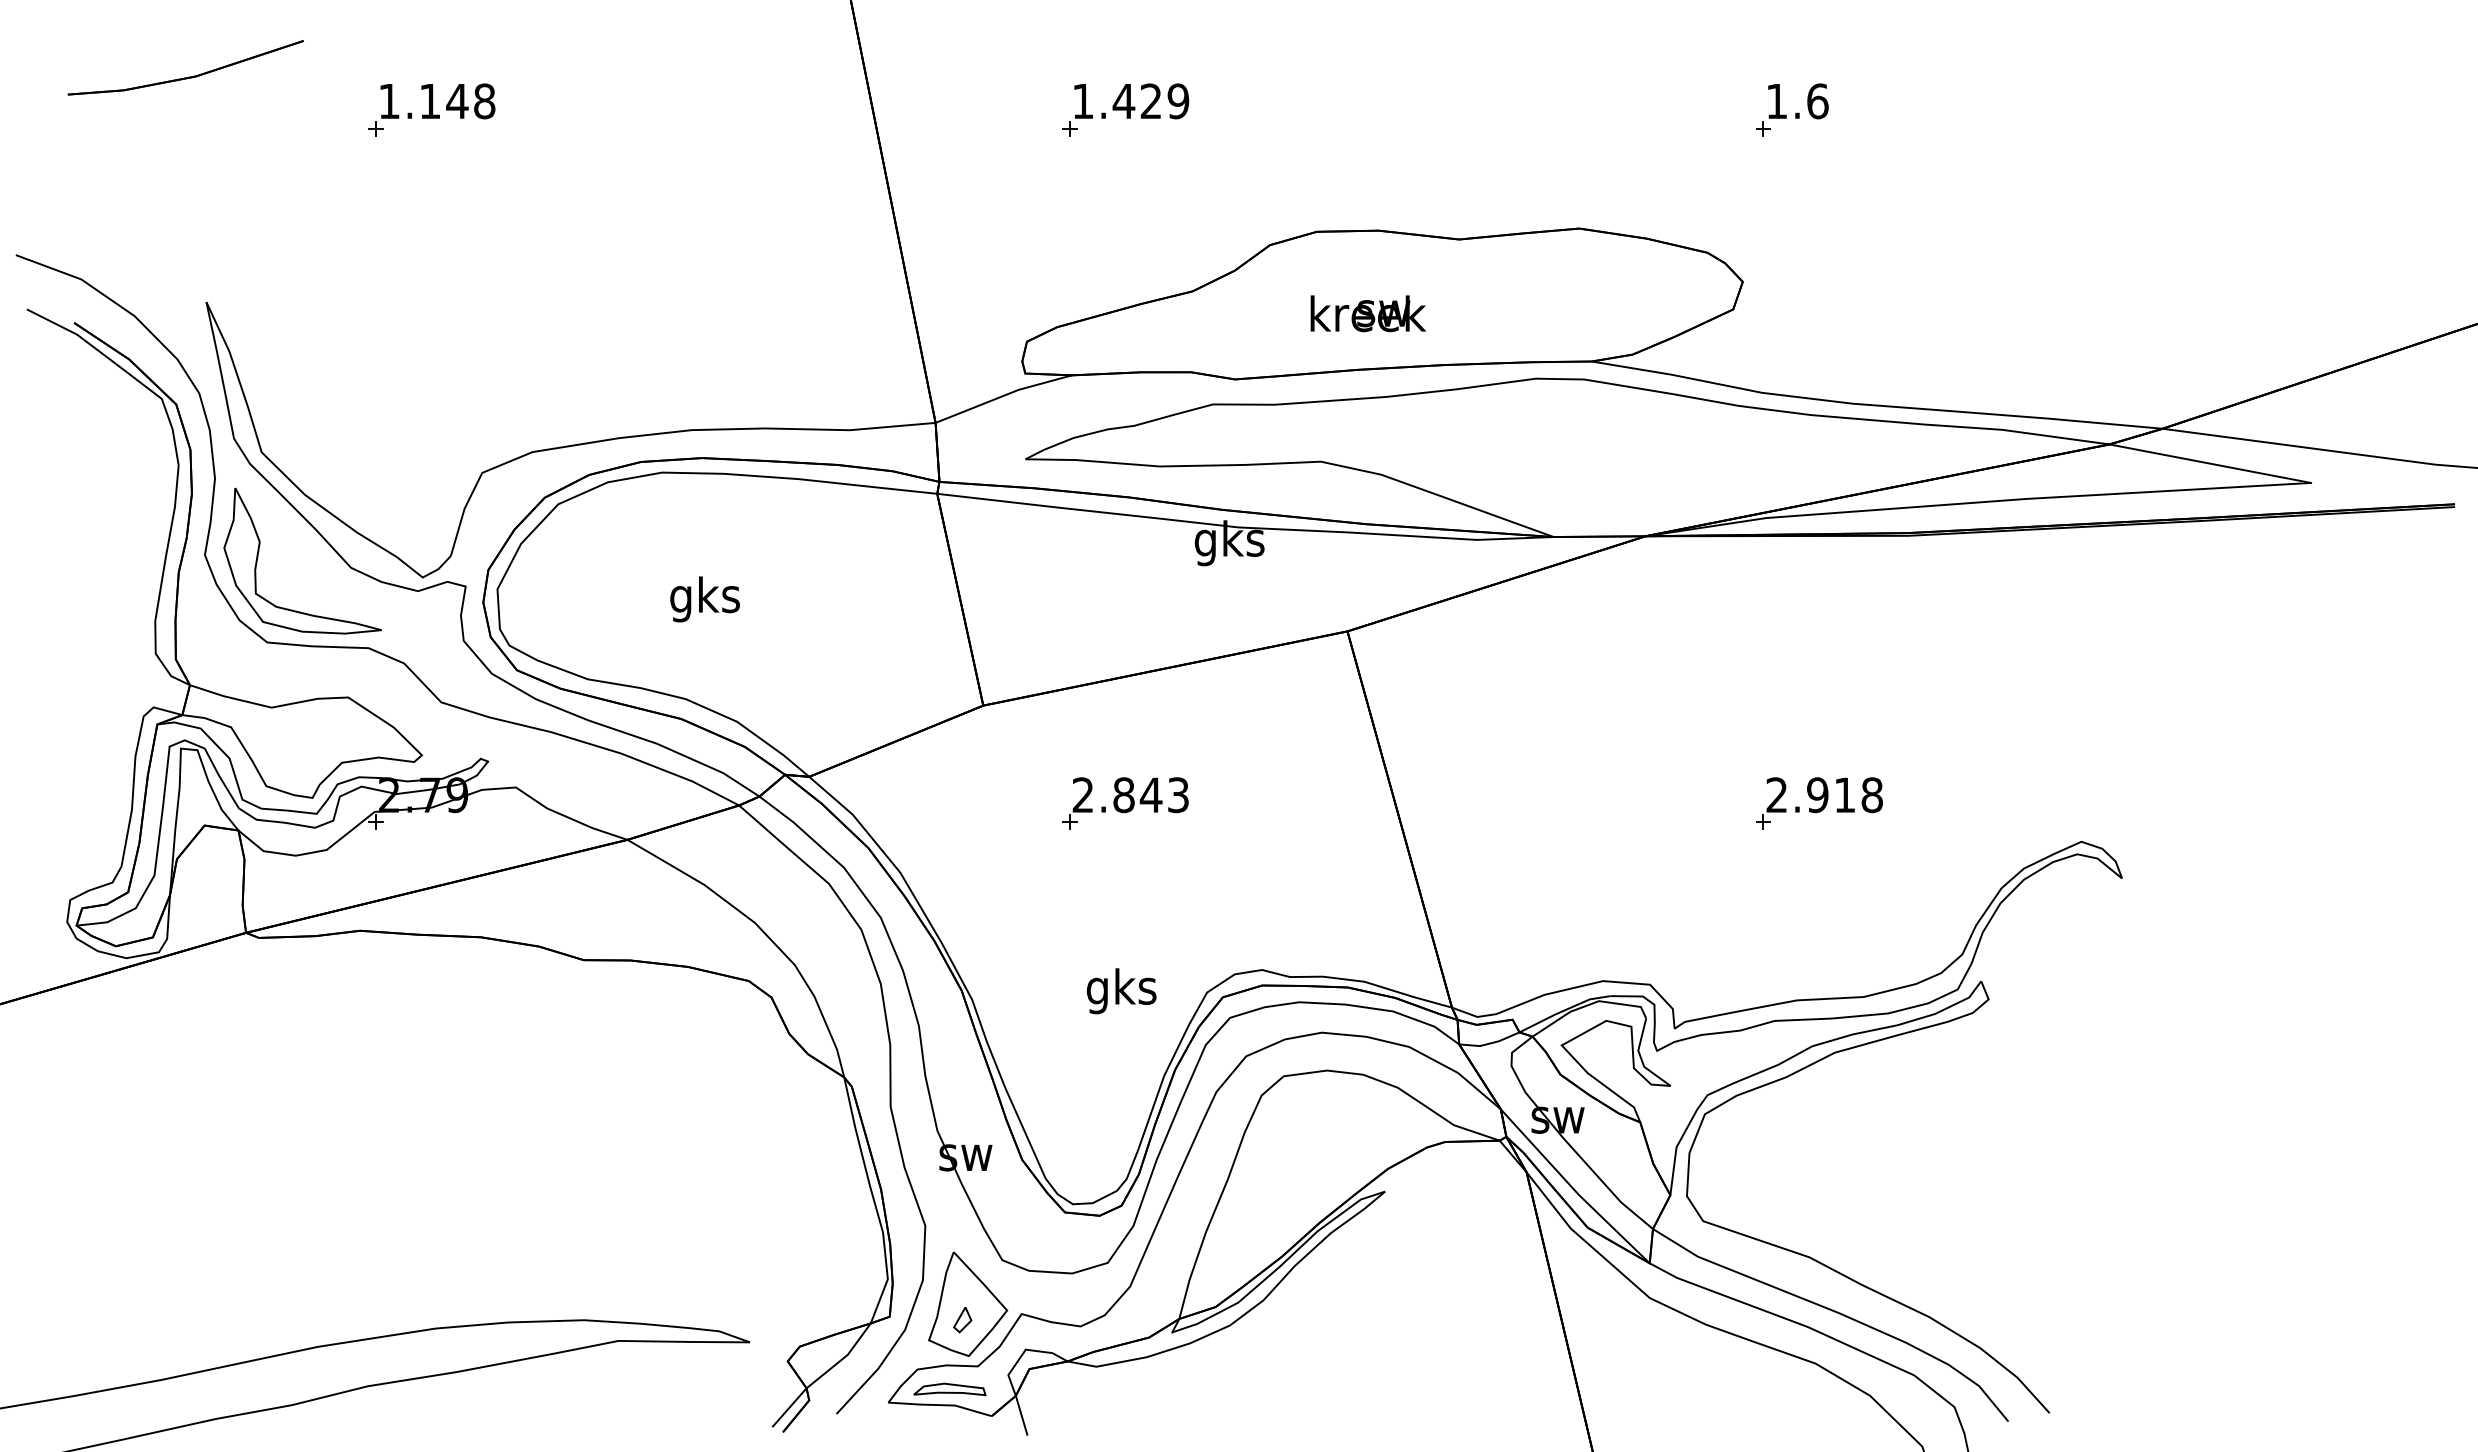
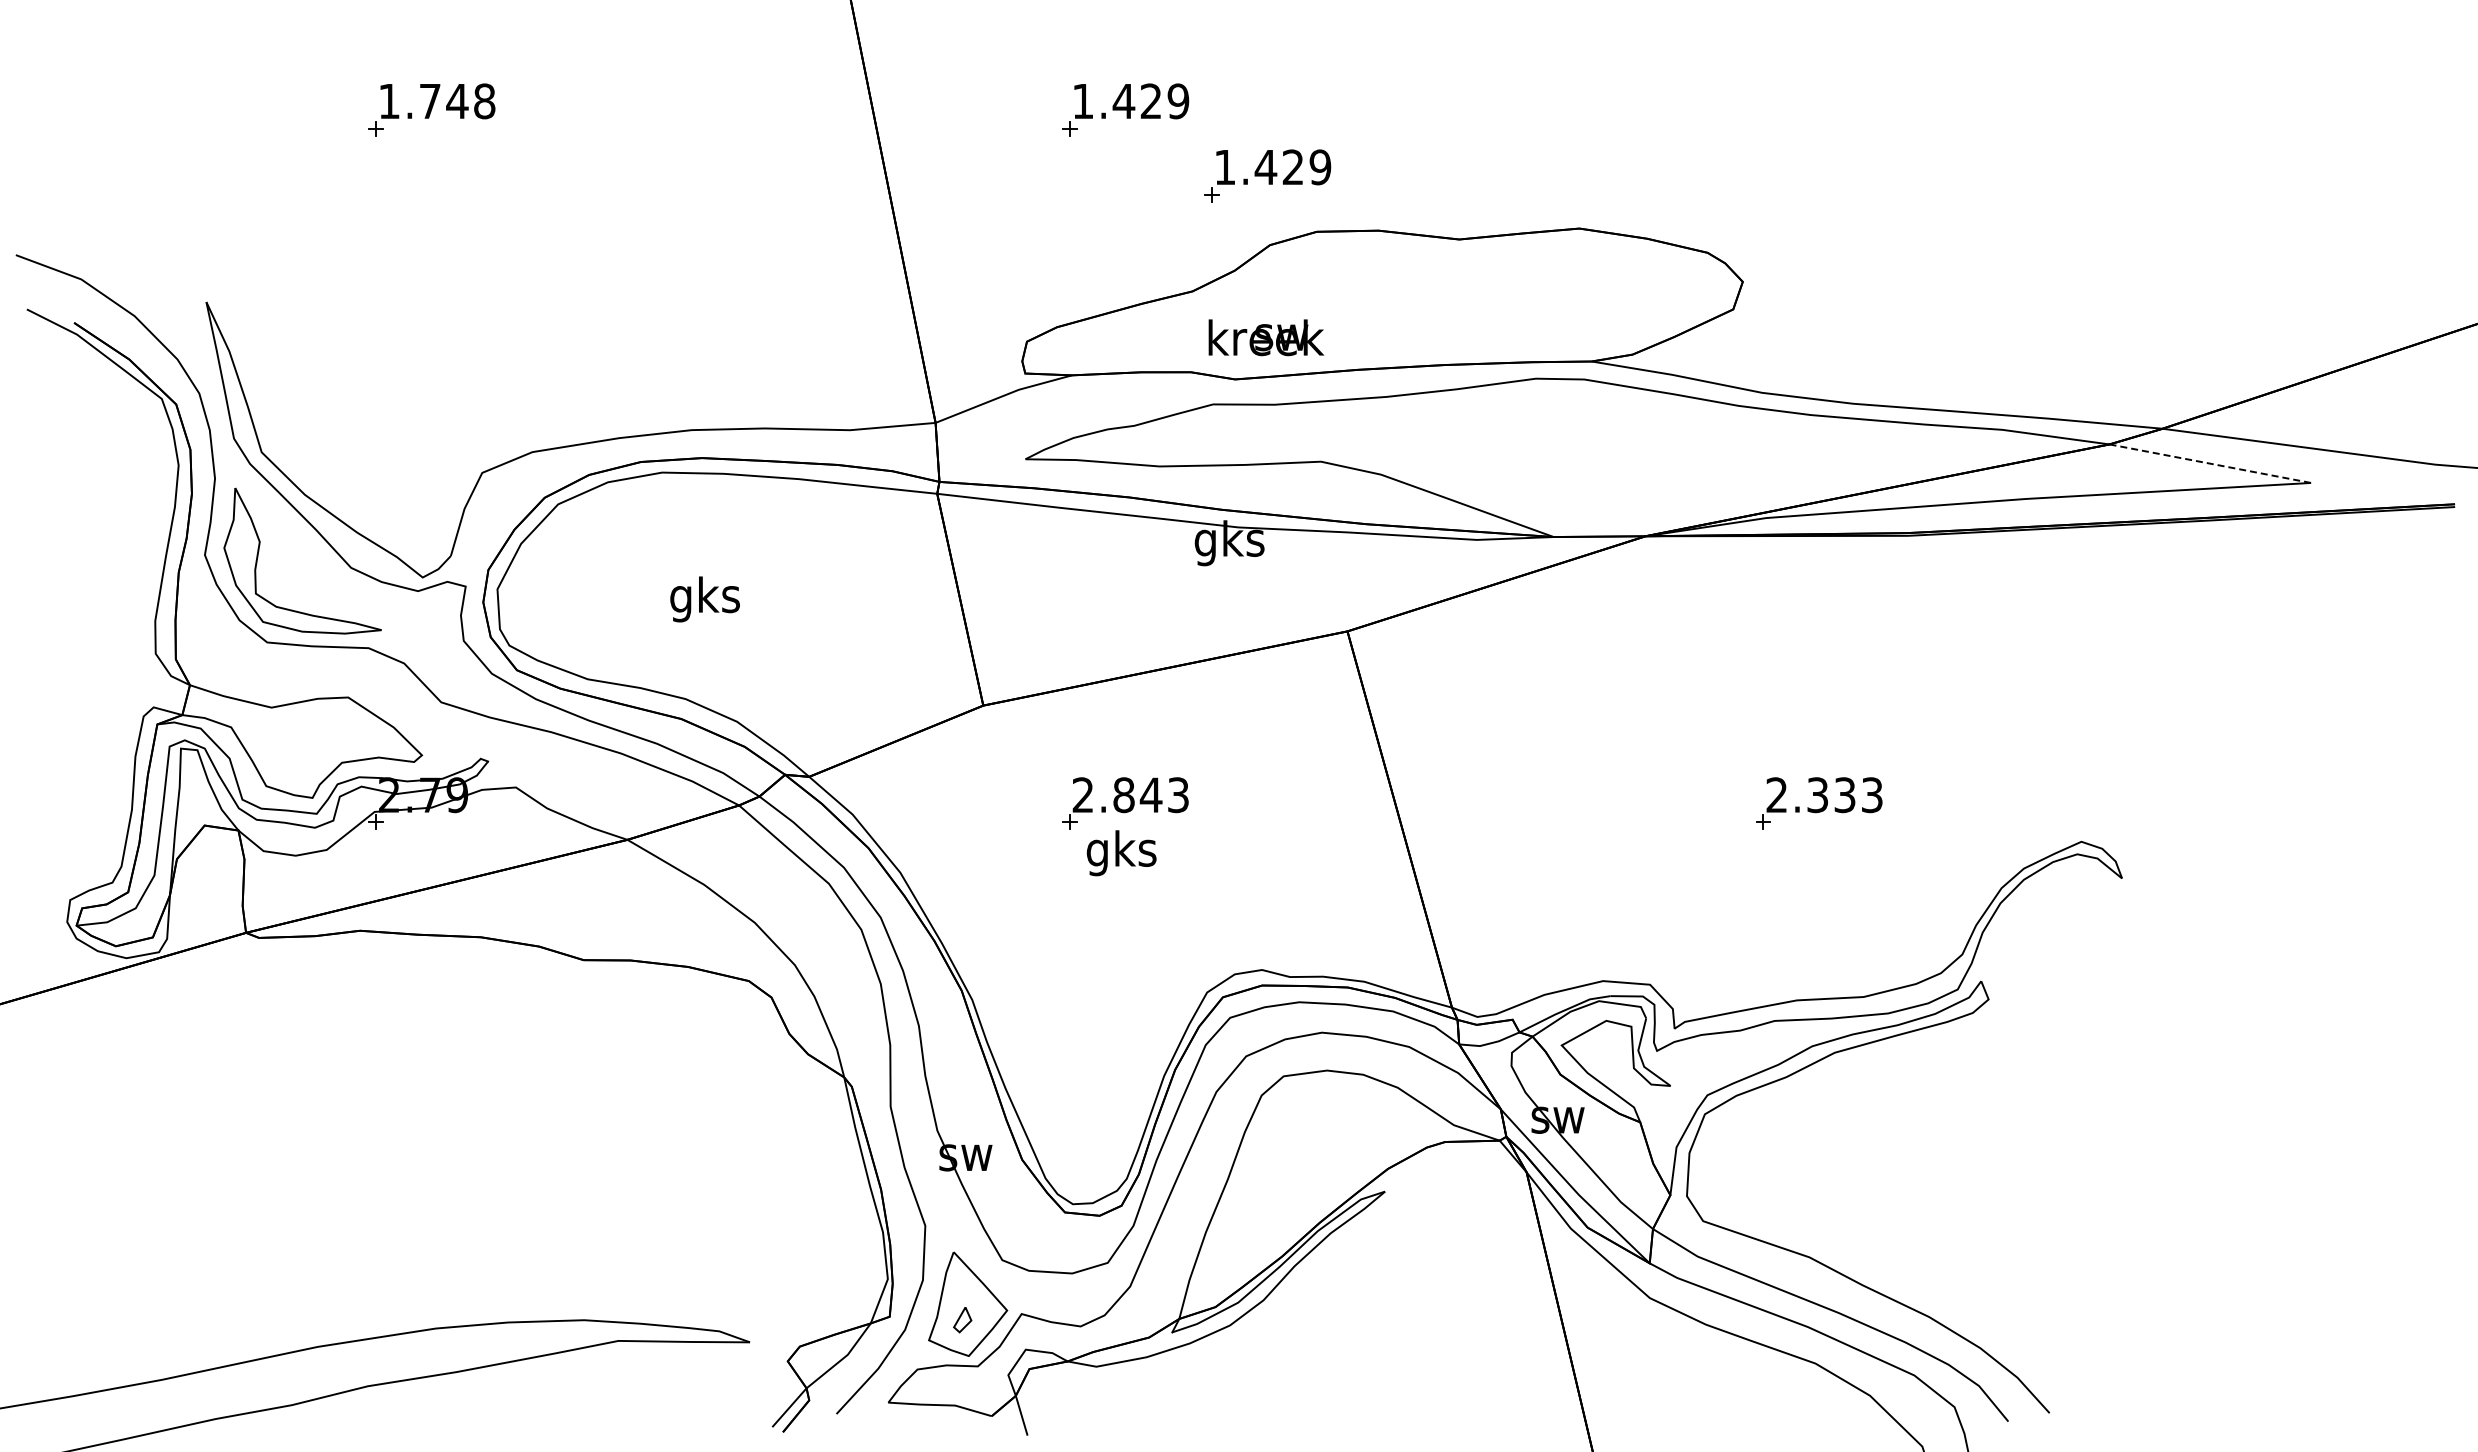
part: present -> none (188, 76)
text: 1.148 -> 1.748 (430, 101)
part: present -> none (1792, 109)
part: none -> present (1267, 175)
text position: (1368, 313) -> (1266, 337) (1266, 337)
line: solid -> dashed (2210, 463)
text: 2.918 -> 2.333 (1844, 795)
text position: (1121, 991) -> (1121, 853) (1121, 853)
part: present -> none (949, 1389)
